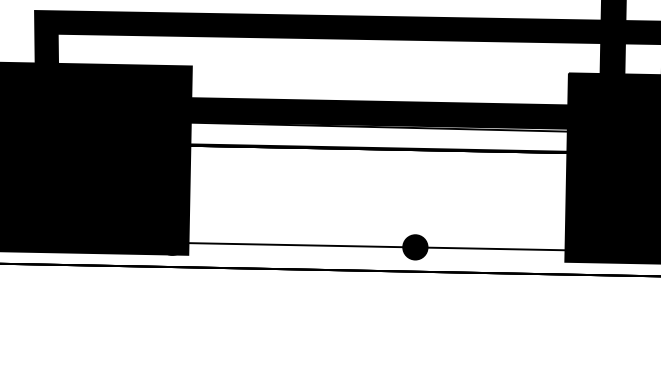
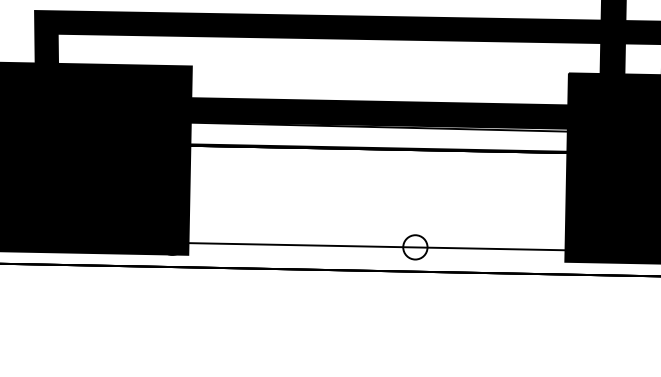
fill: present -> none (415, 247)
